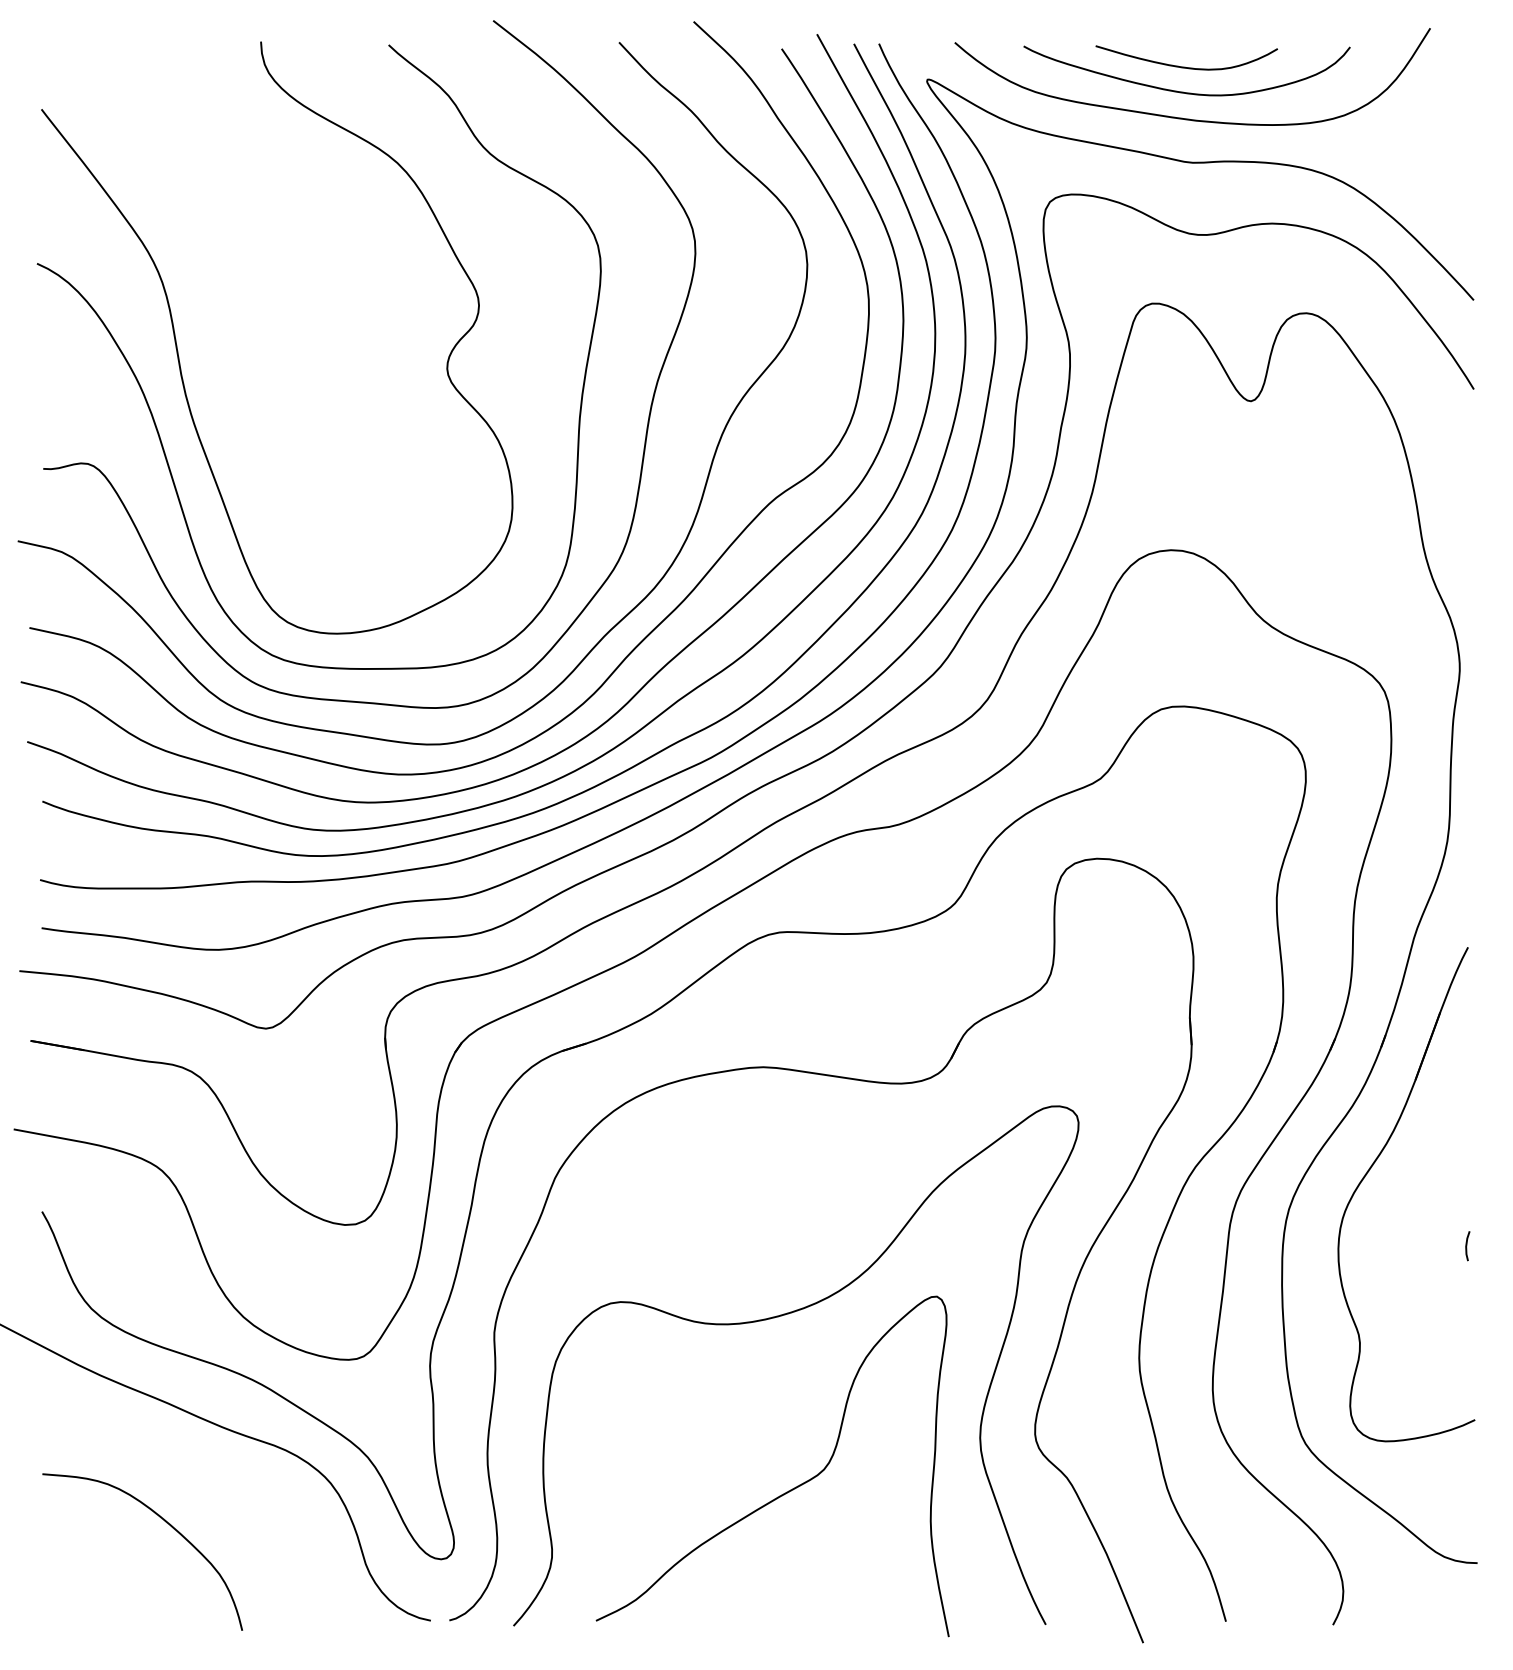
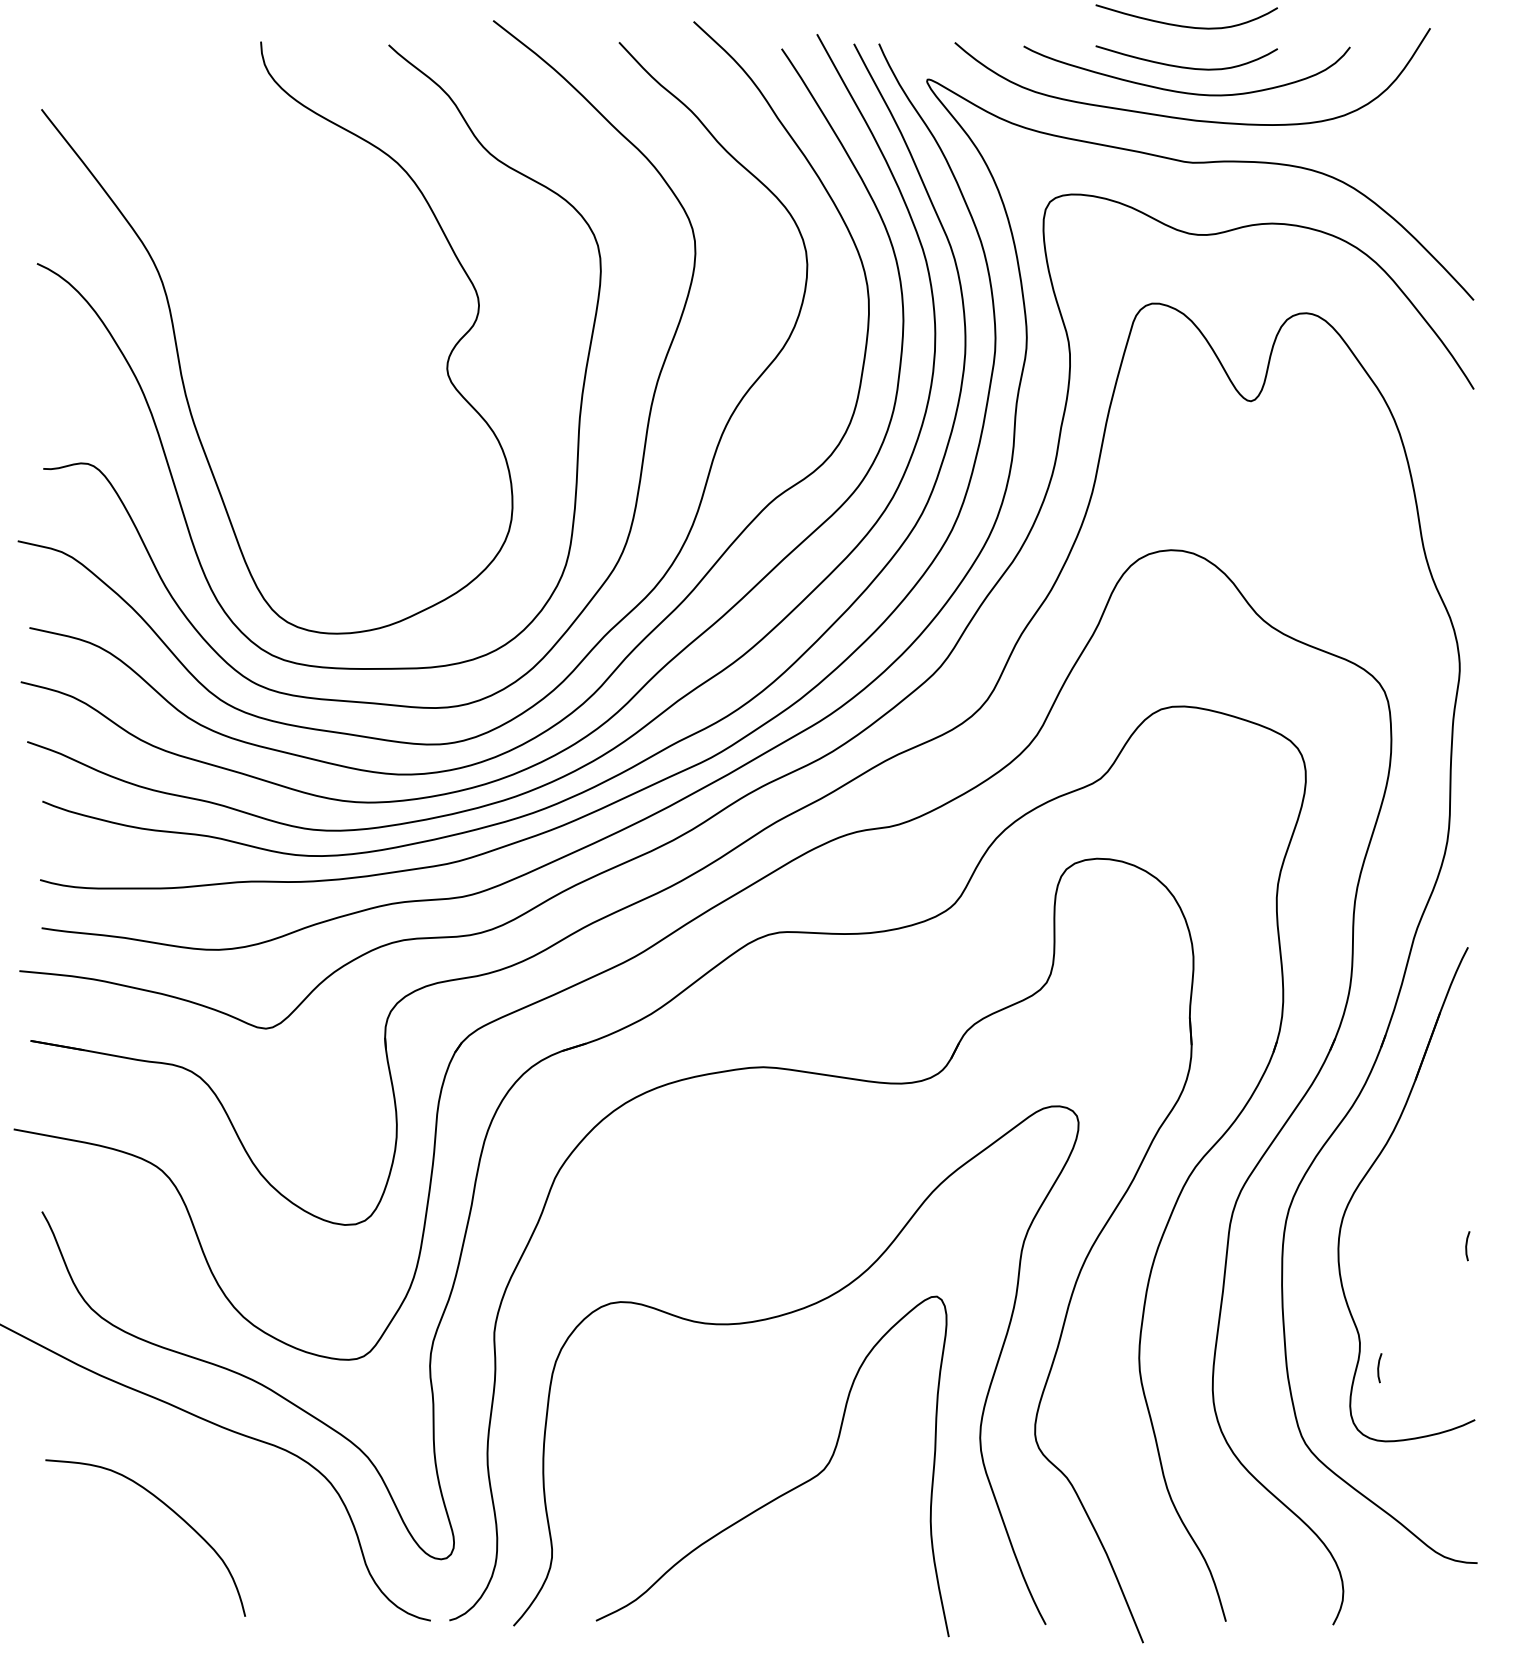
curve: none -> present (1185, 25)
line: none -> present (1379, 1368)
curve position: (166, 1523) -> (169, 1509) (169, 1509)
